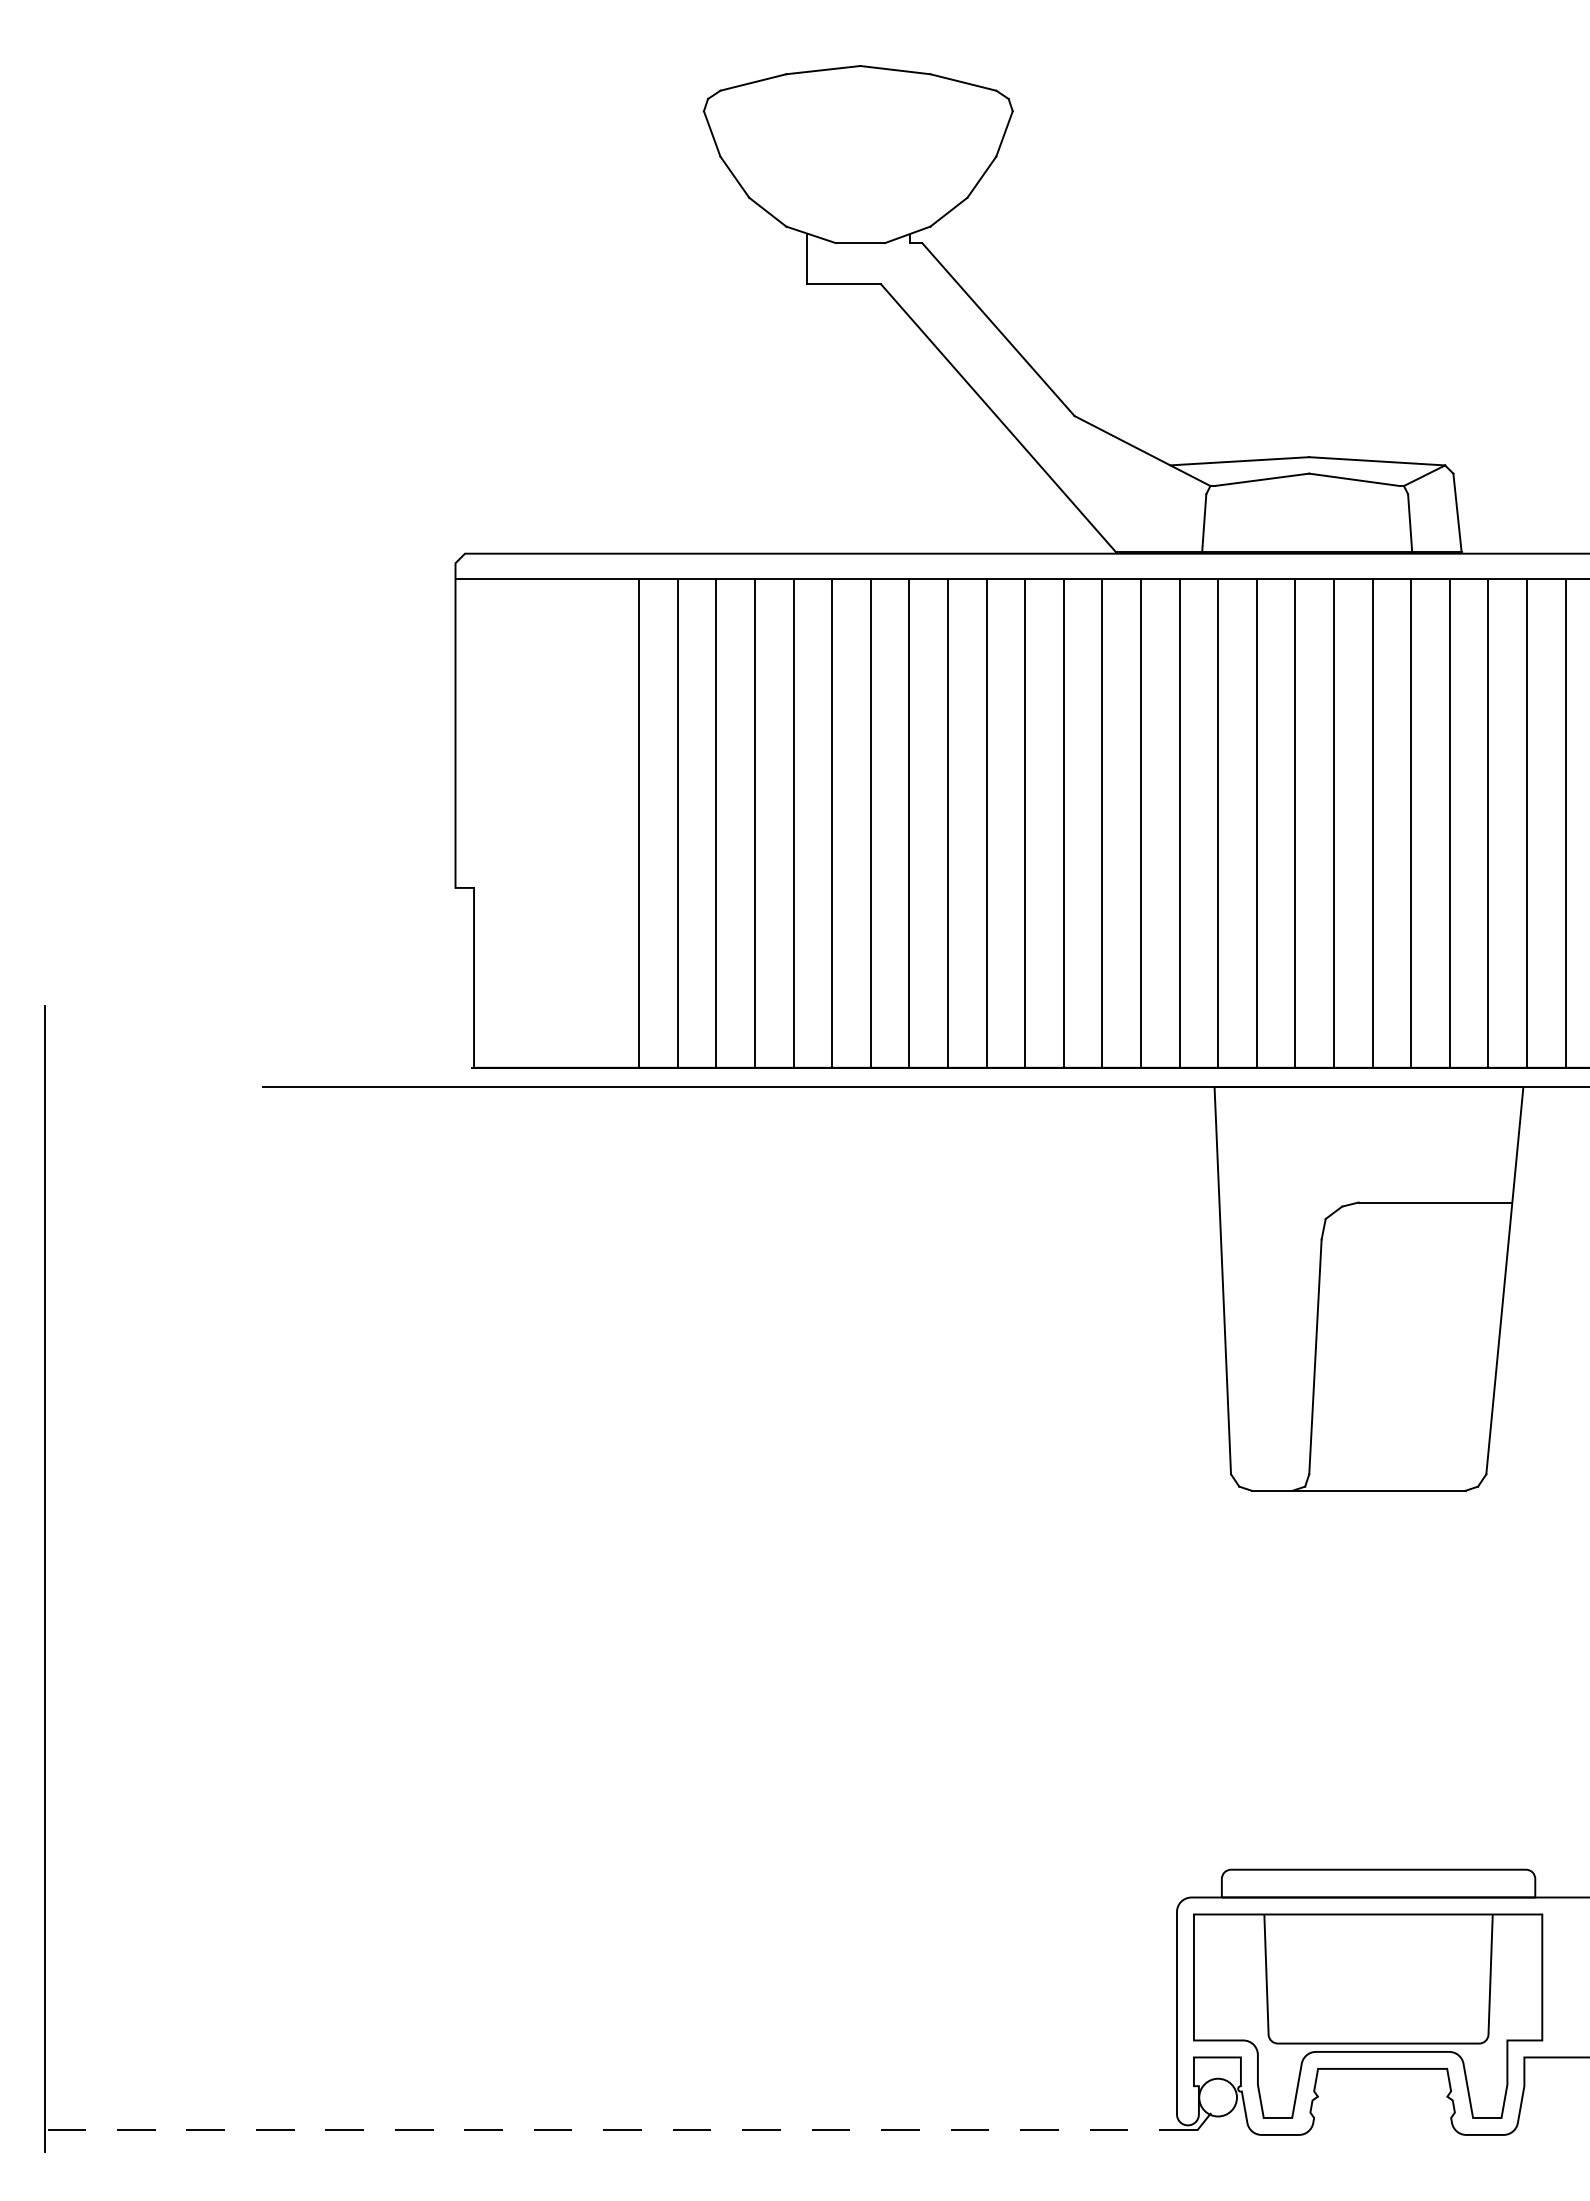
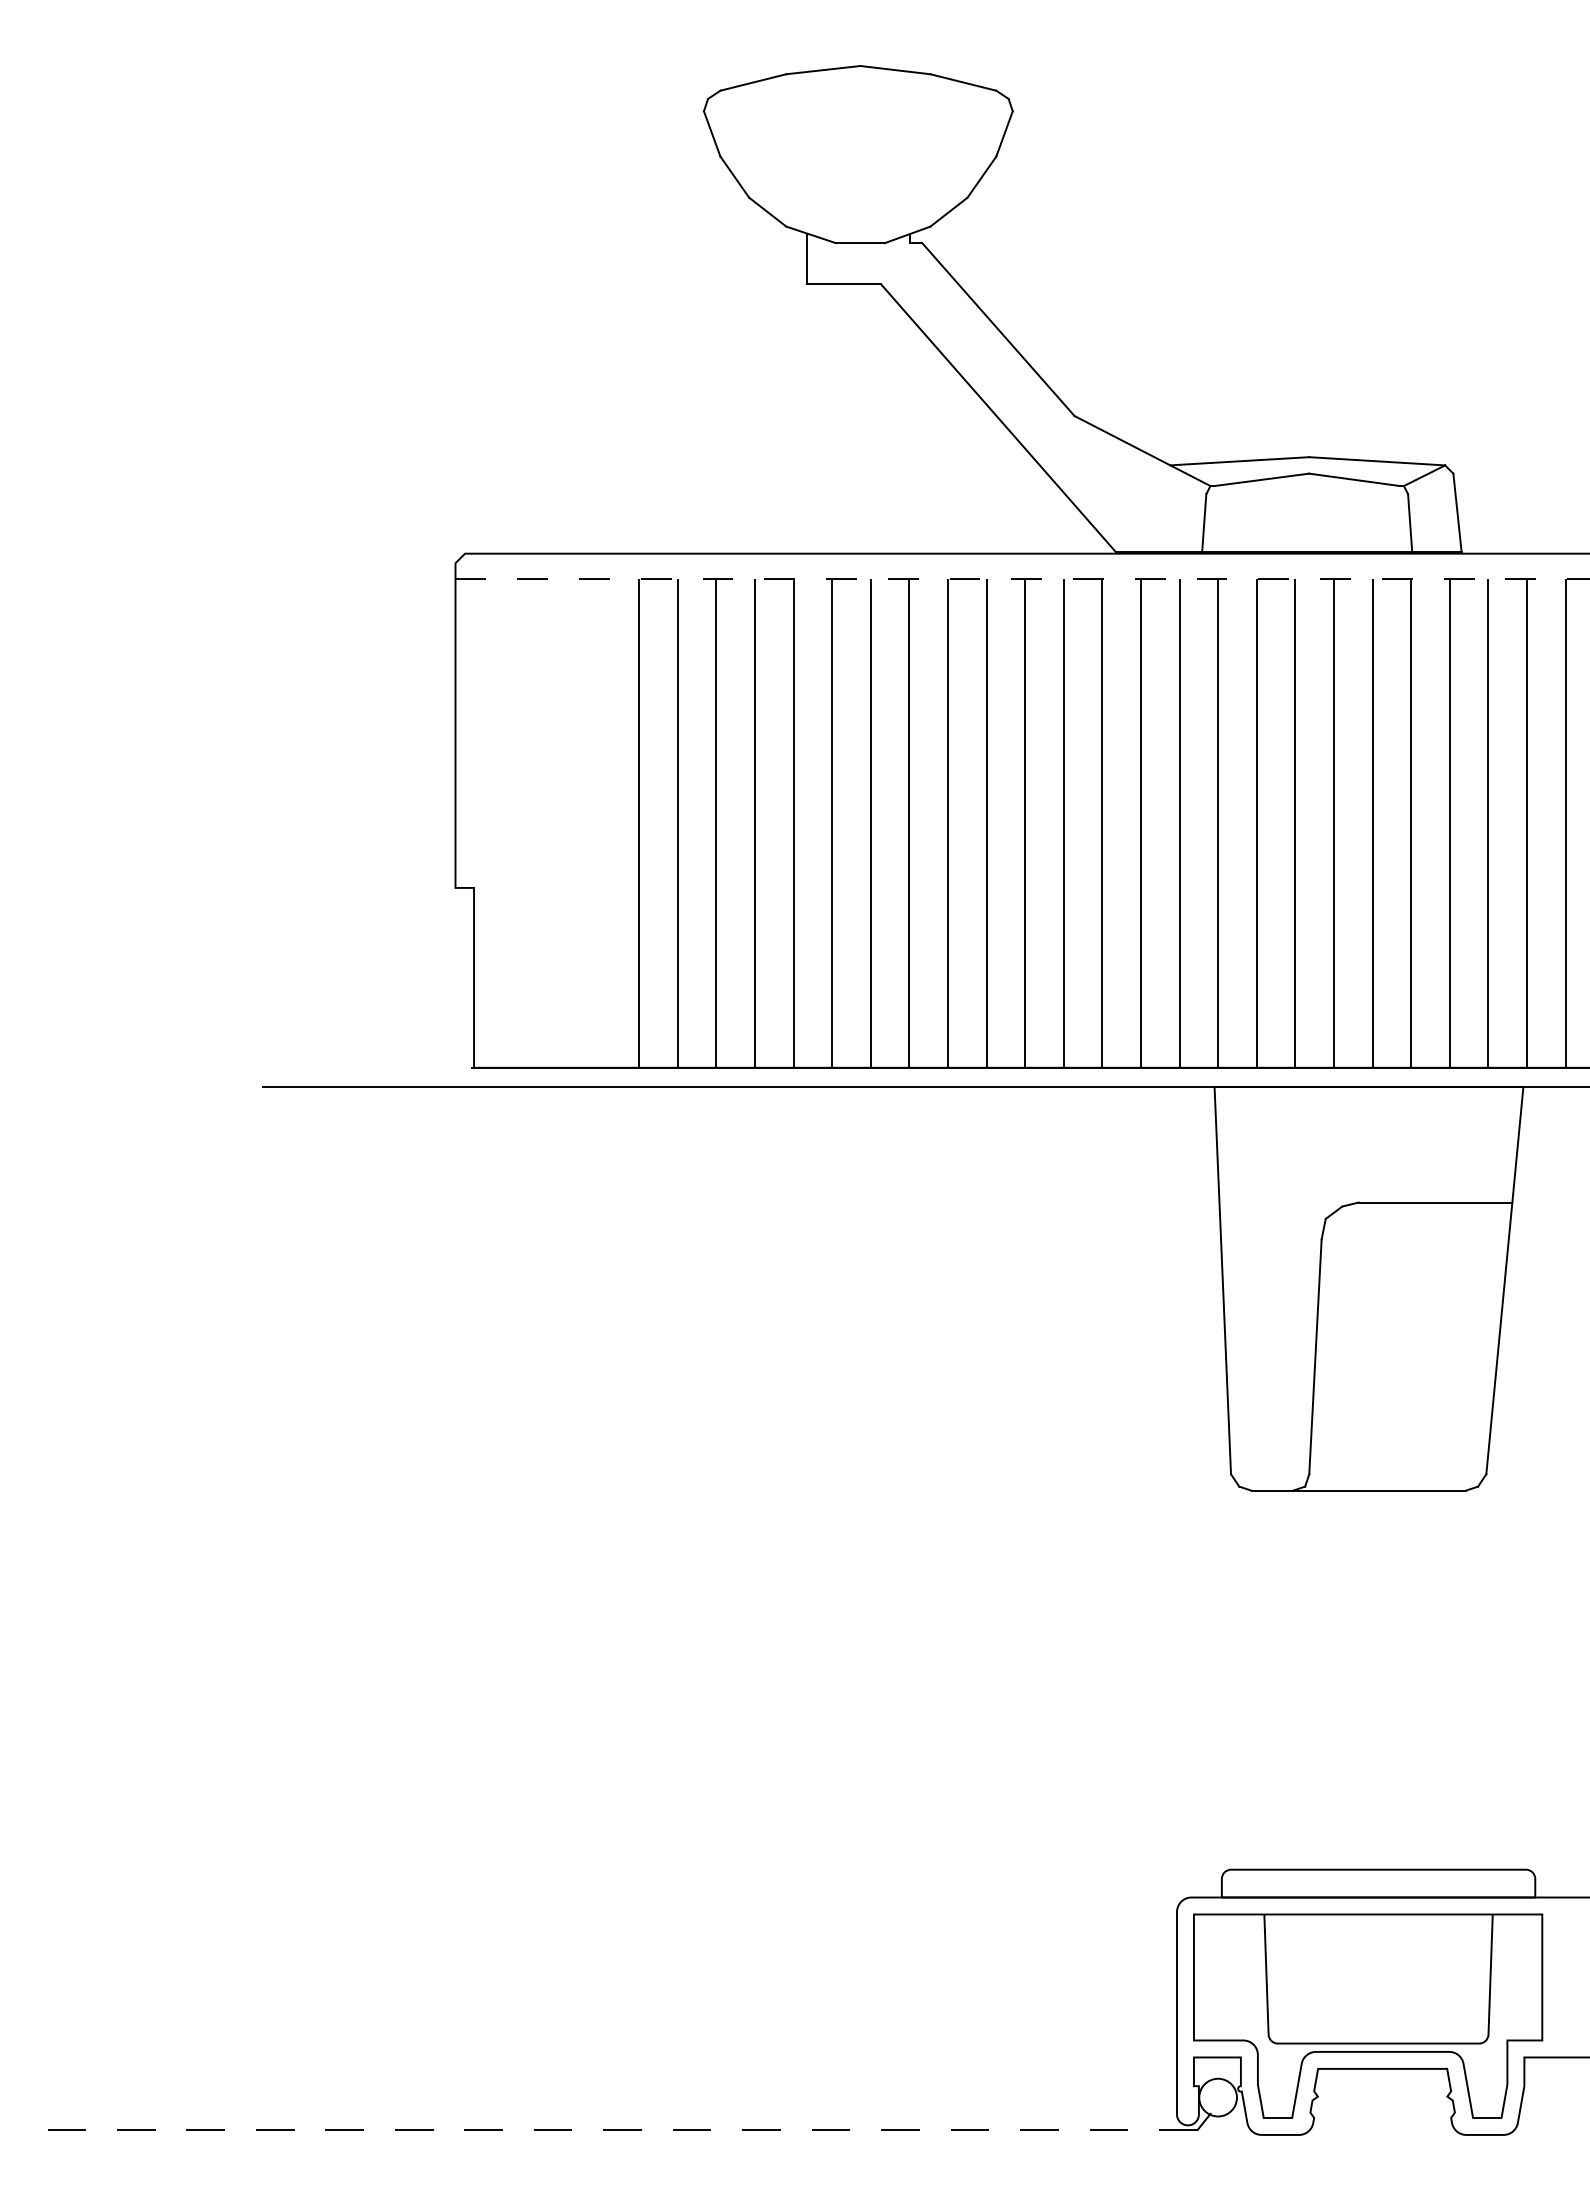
line: solid -> dashed (1022, 578)
line: present -> none (44, 1579)
